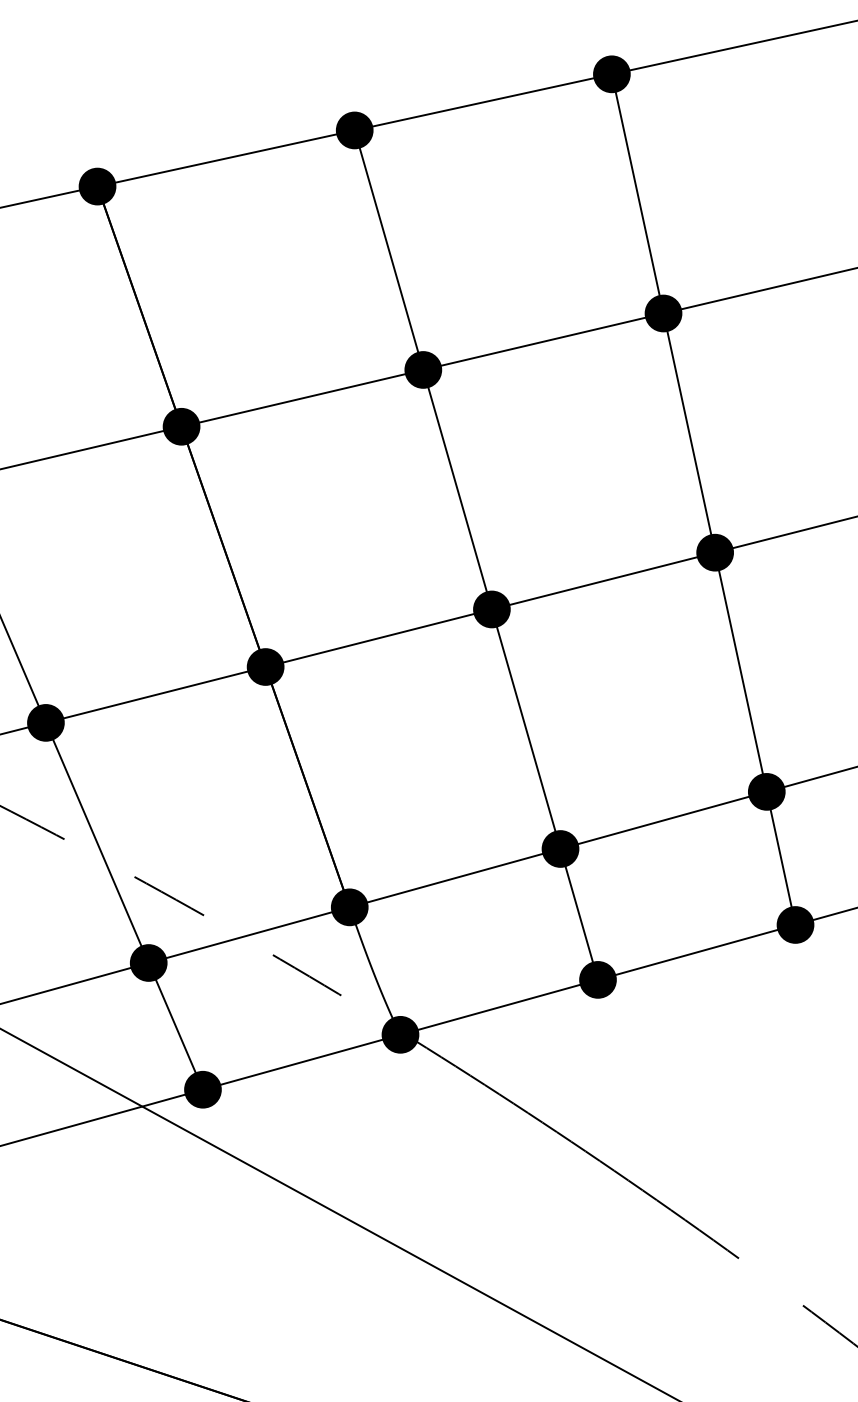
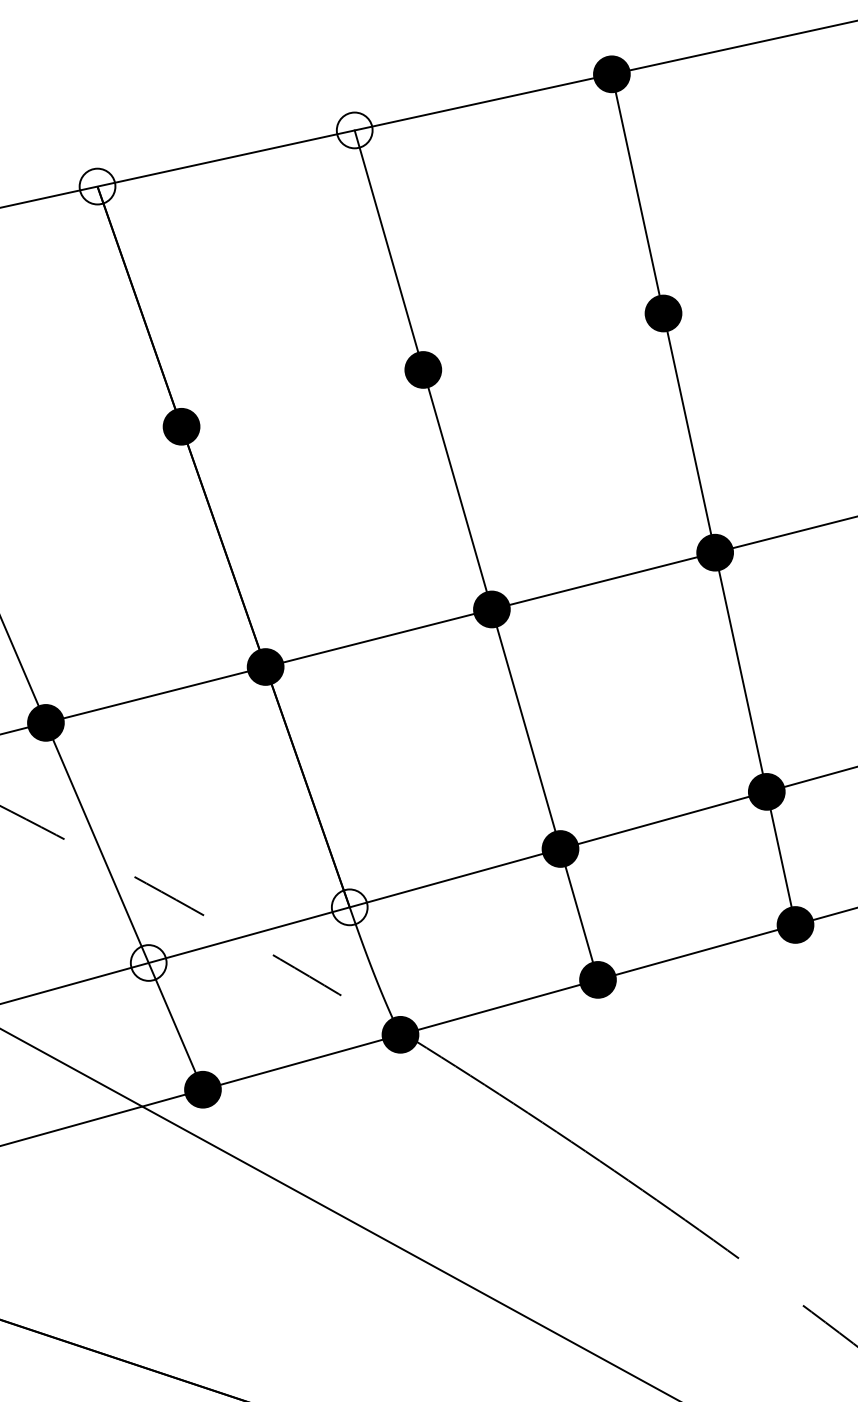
fill: present -> none (354, 130)
fill: present -> none (97, 186)
line: present -> none (428, 368)
fill: present -> none (349, 907)
fill: present -> none (148, 962)
